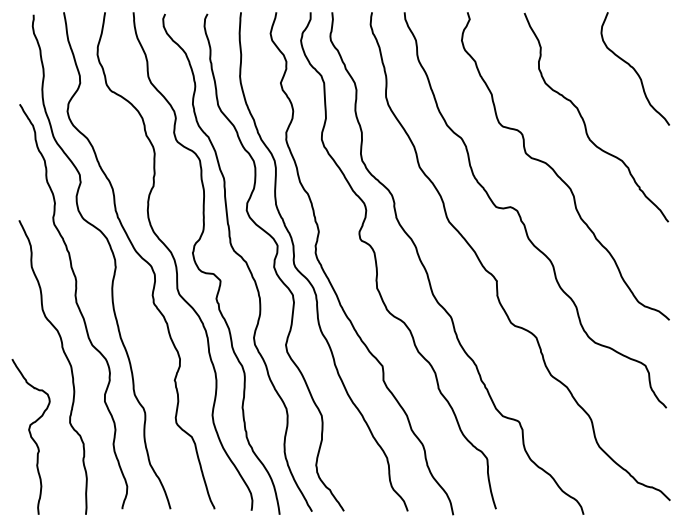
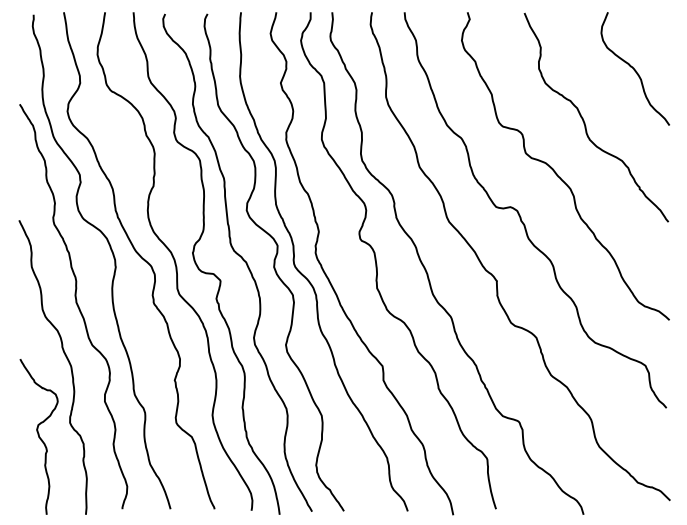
curve position: (30, 436) -> (38, 436) (38, 436)
